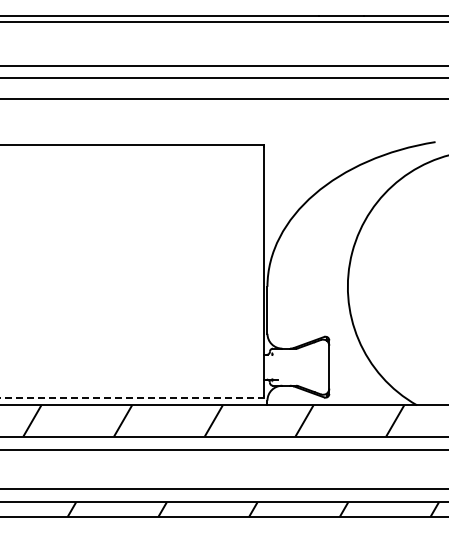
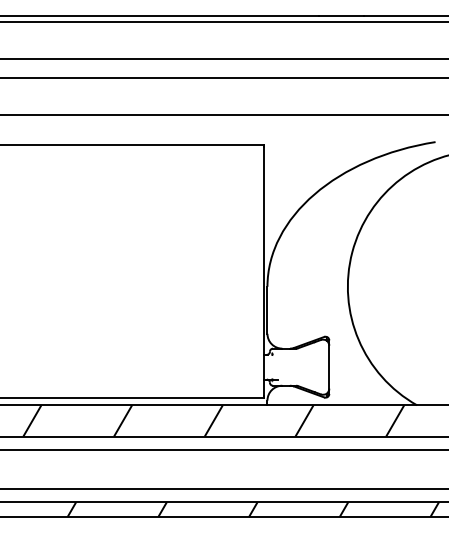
line position: (223, 66) -> (223, 59) (223, 59)
line position: (223, 98) -> (223, 114) (223, 114)
line: dashed -> solid (132, 398)
